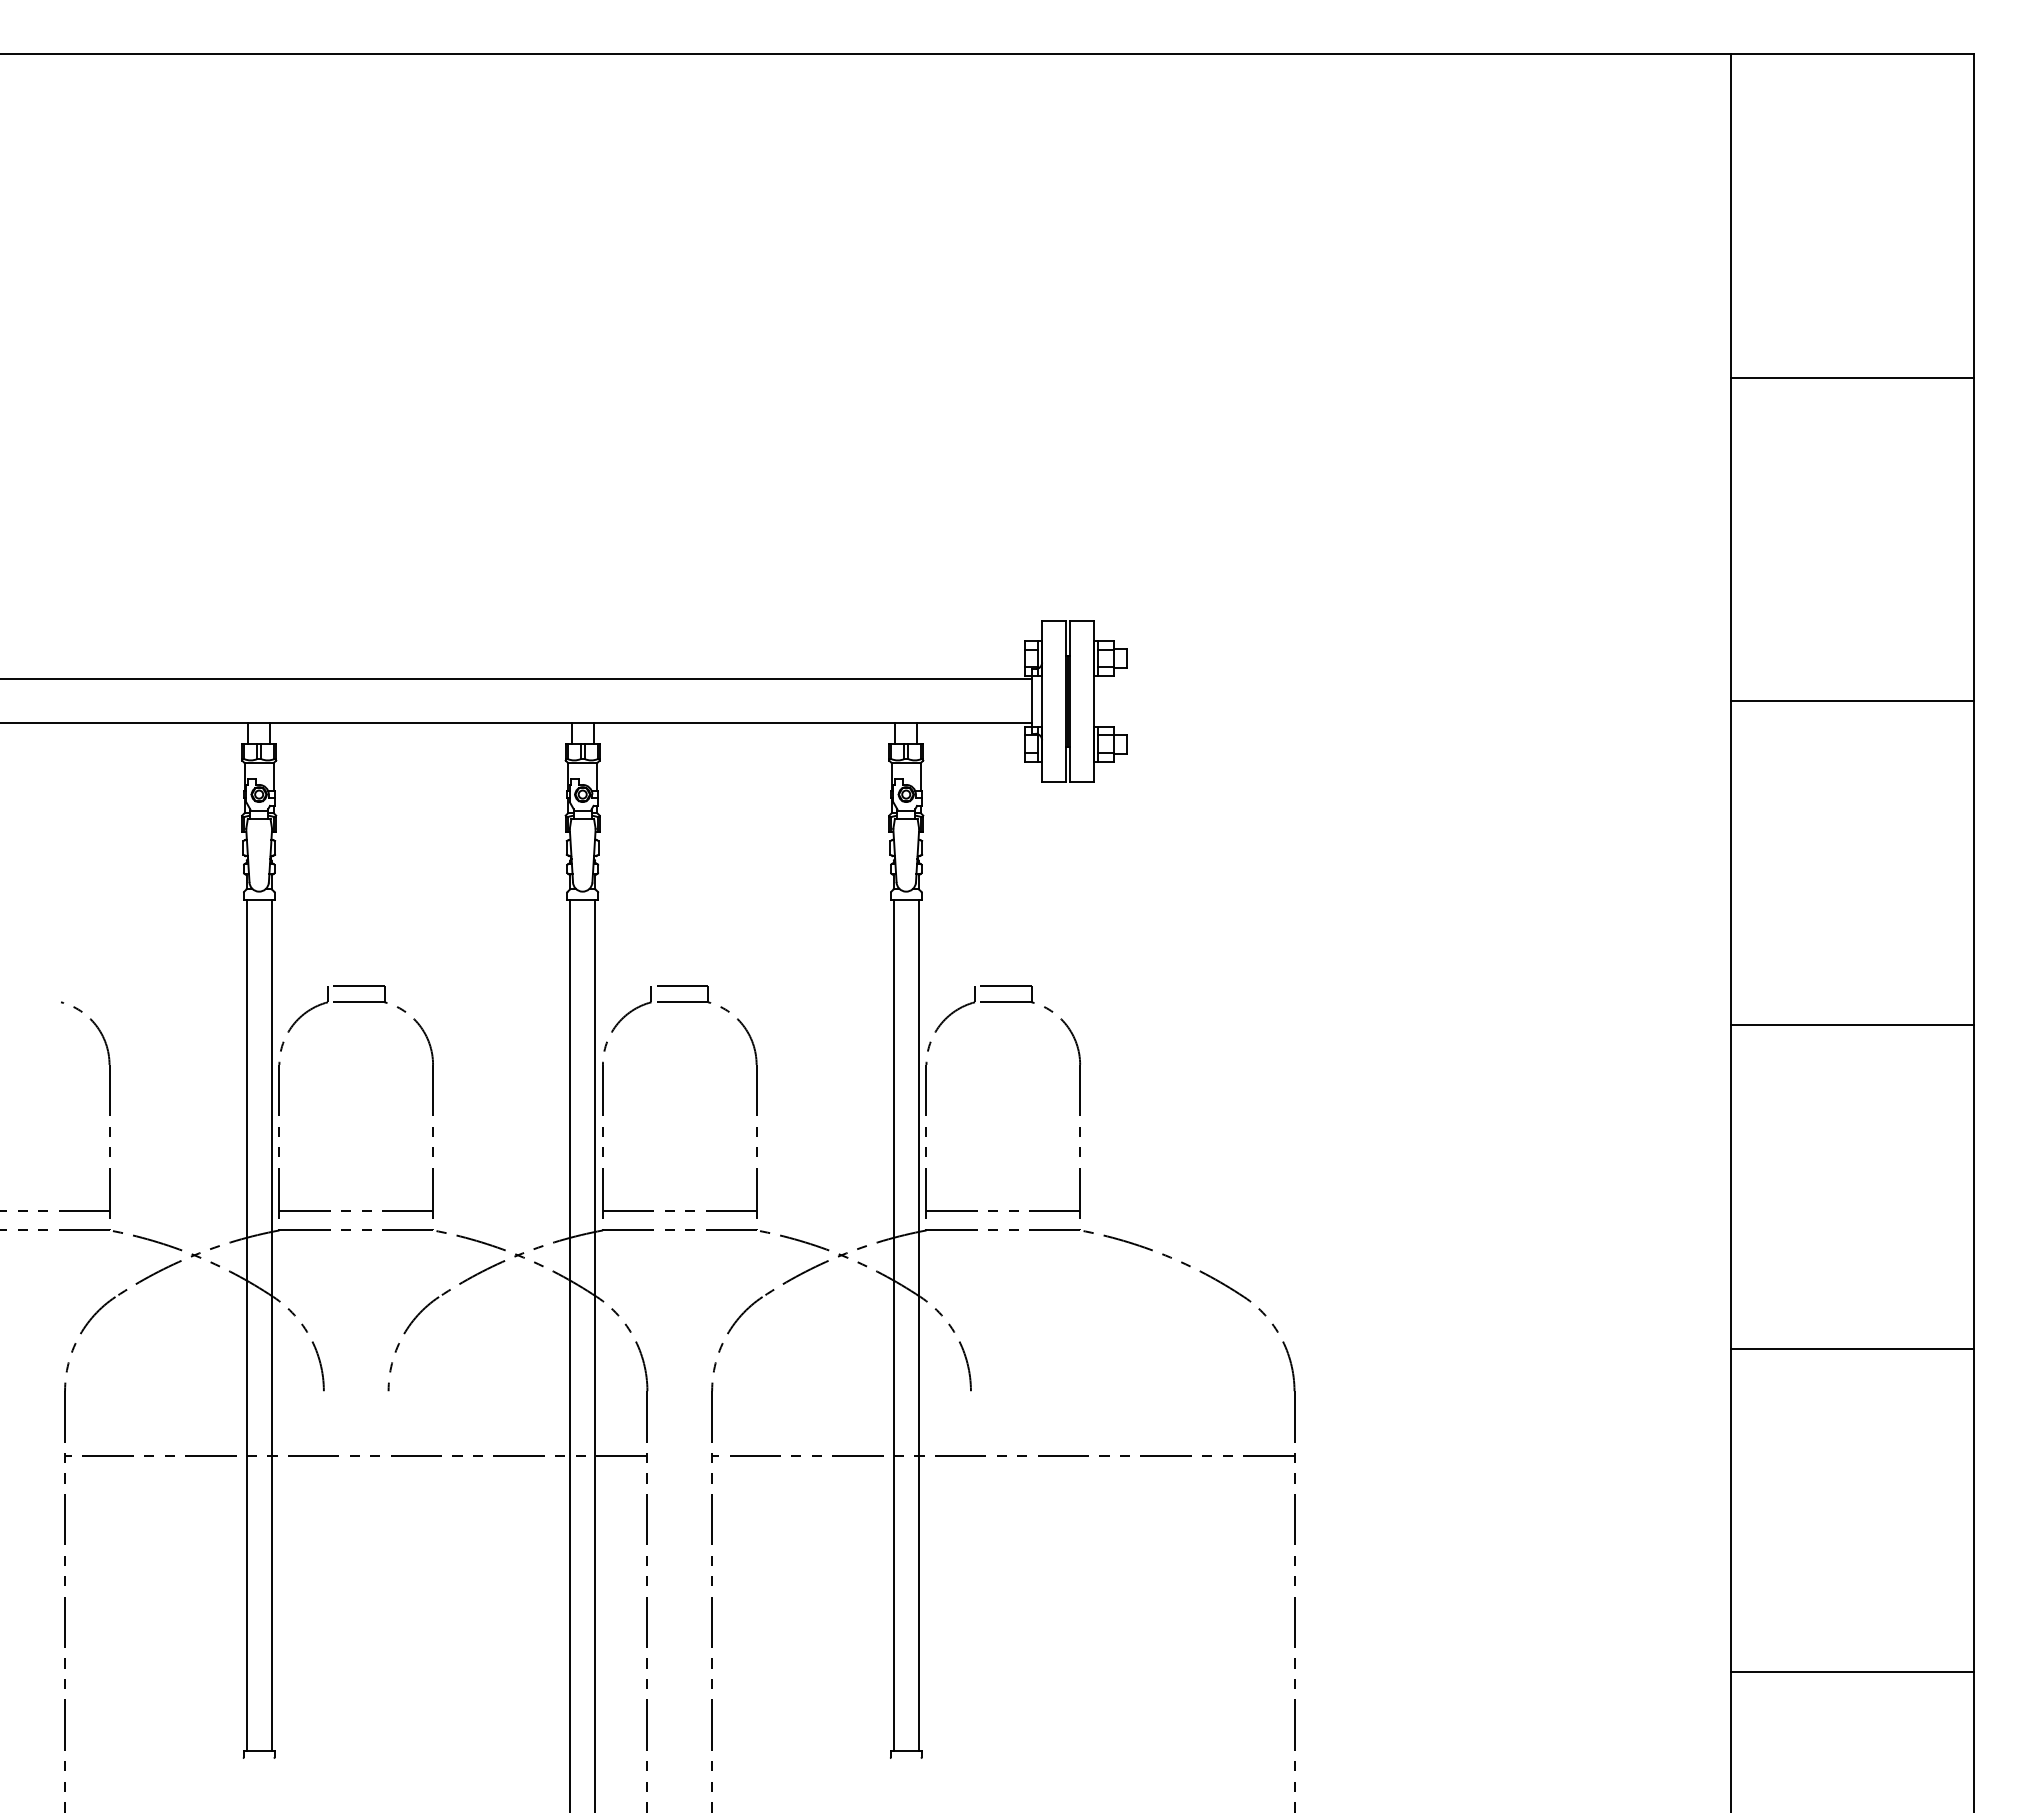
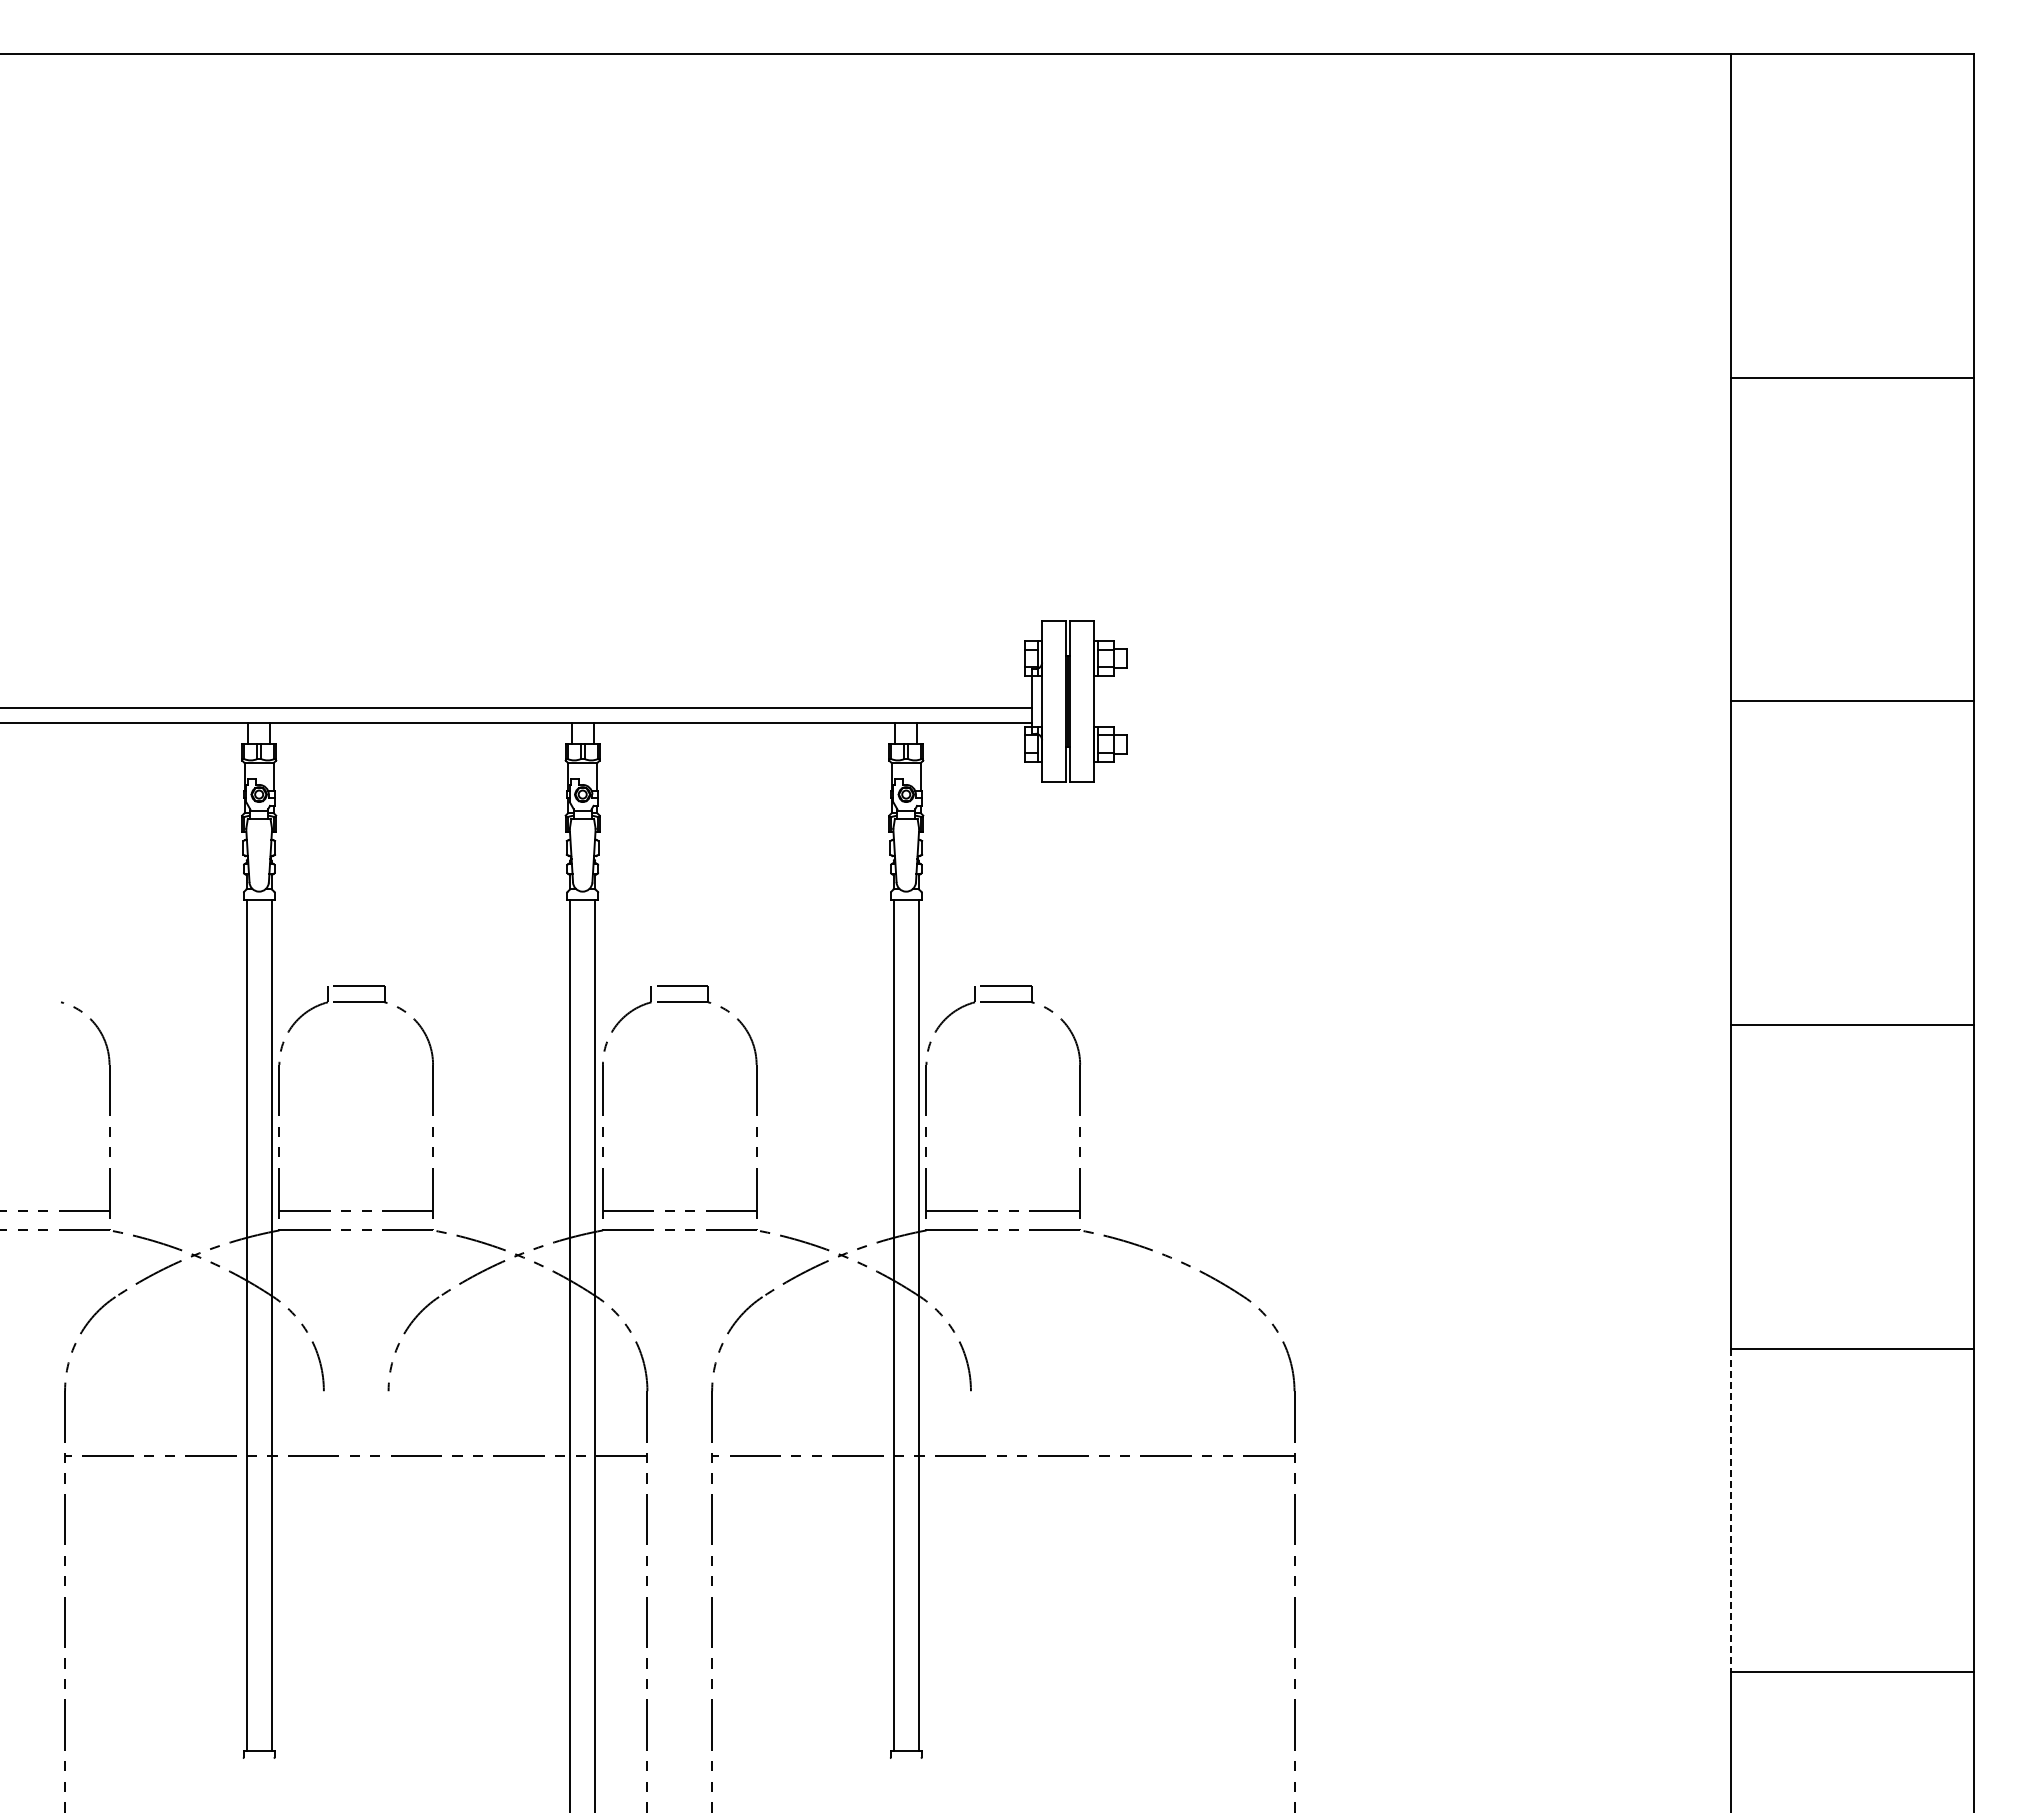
line position: (517, 679) -> (517, 708) (517, 708)
line: solid -> dashed (1731, 1510)
